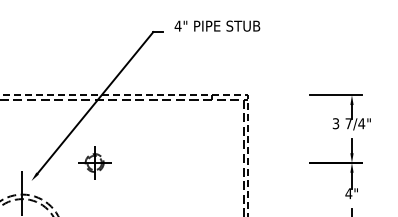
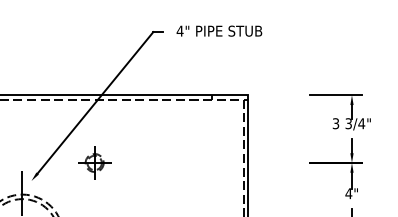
text position: (217, 25) -> (219, 30) (219, 30)
line: dashed -> solid (186, 95)
text: 7/4" -> 3/4" (348, 123)
